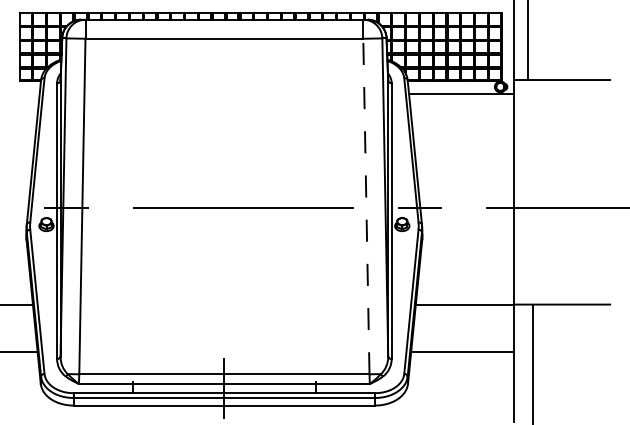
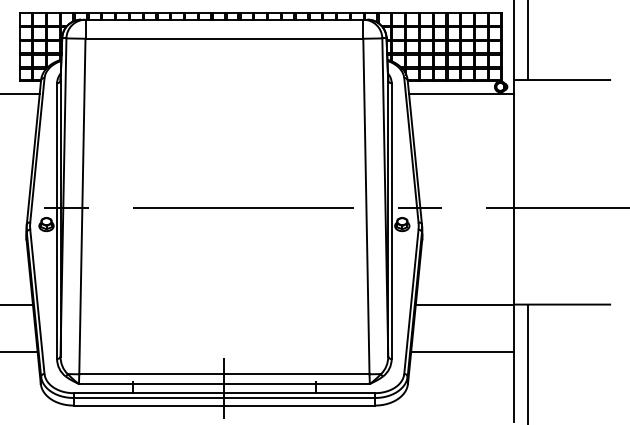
line: none -> present (20, 93)
line: dashed -> solid (366, 206)
line position: (533, 362) -> (528, 362) (528, 362)
